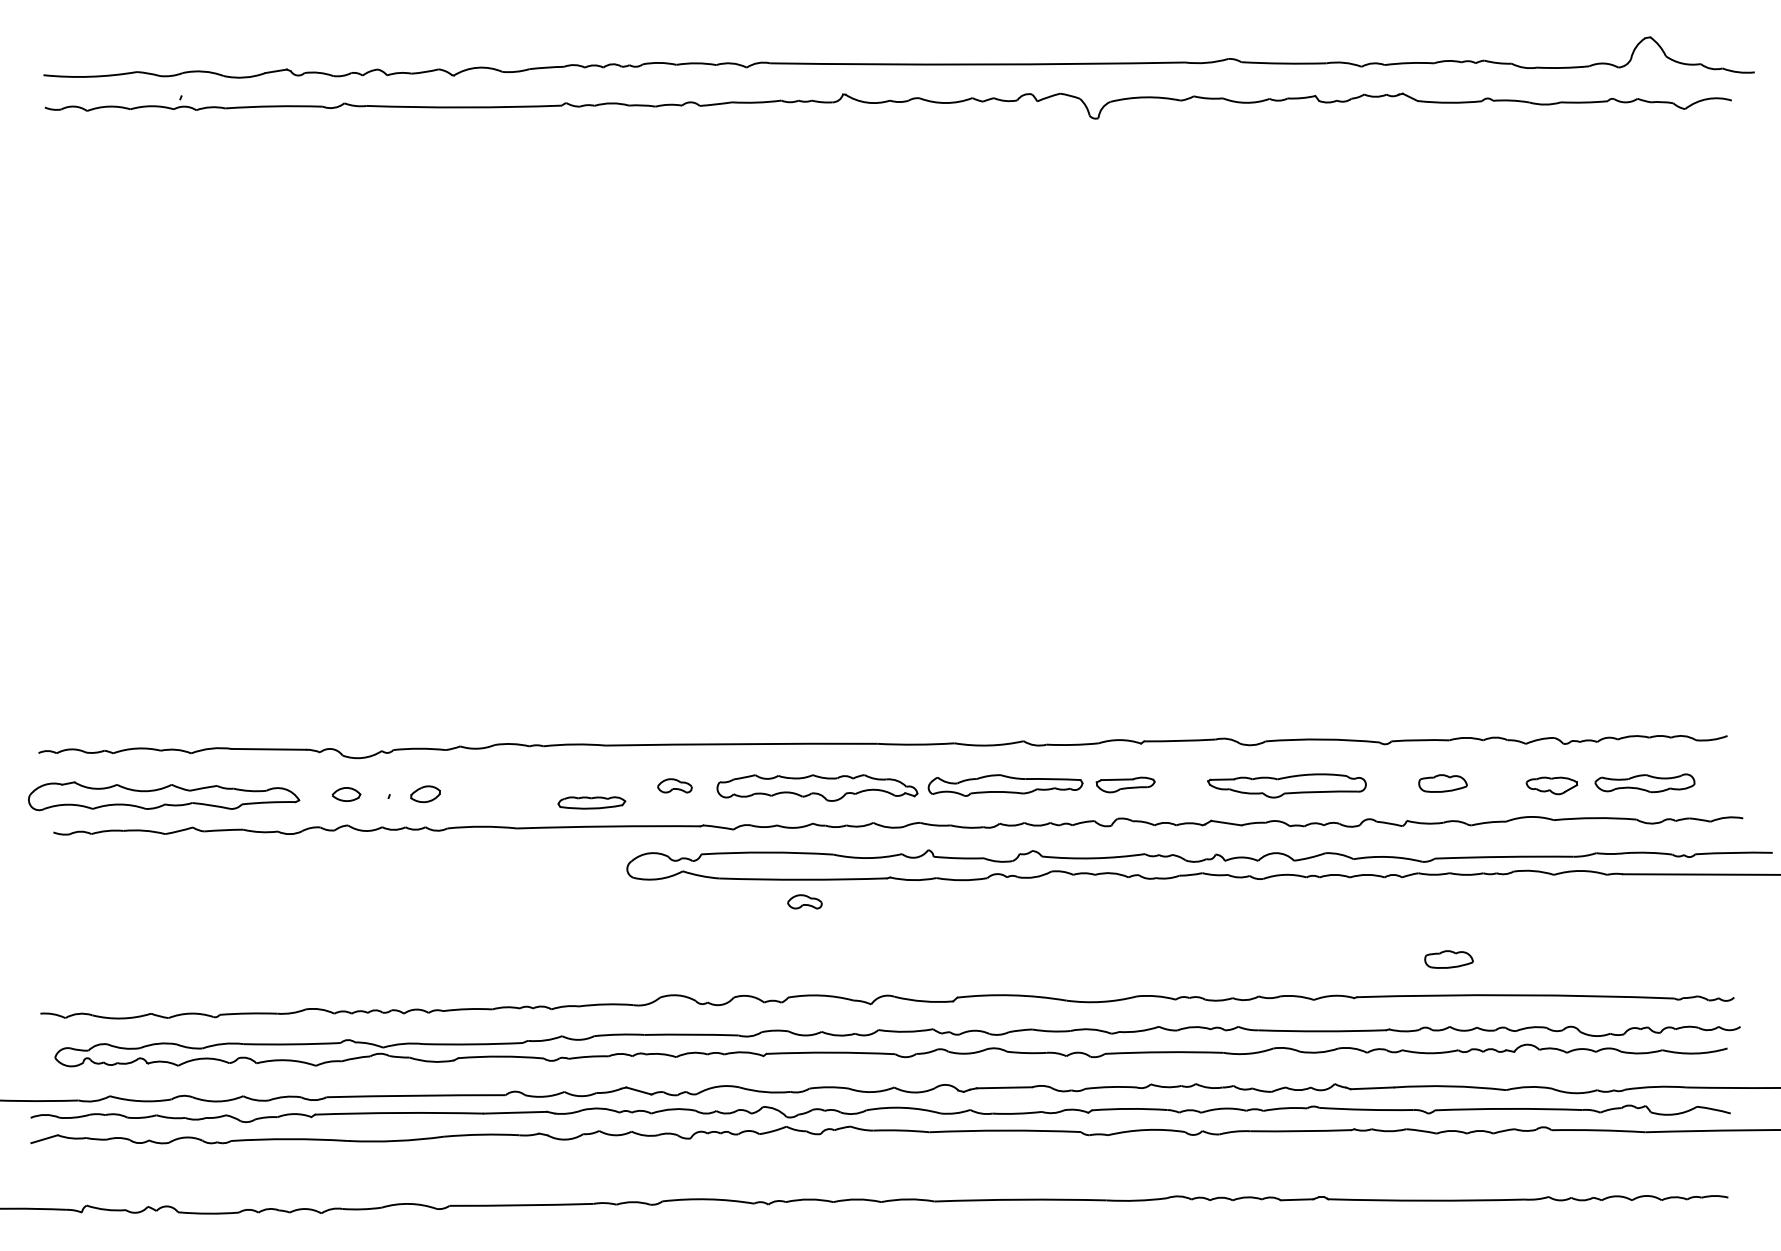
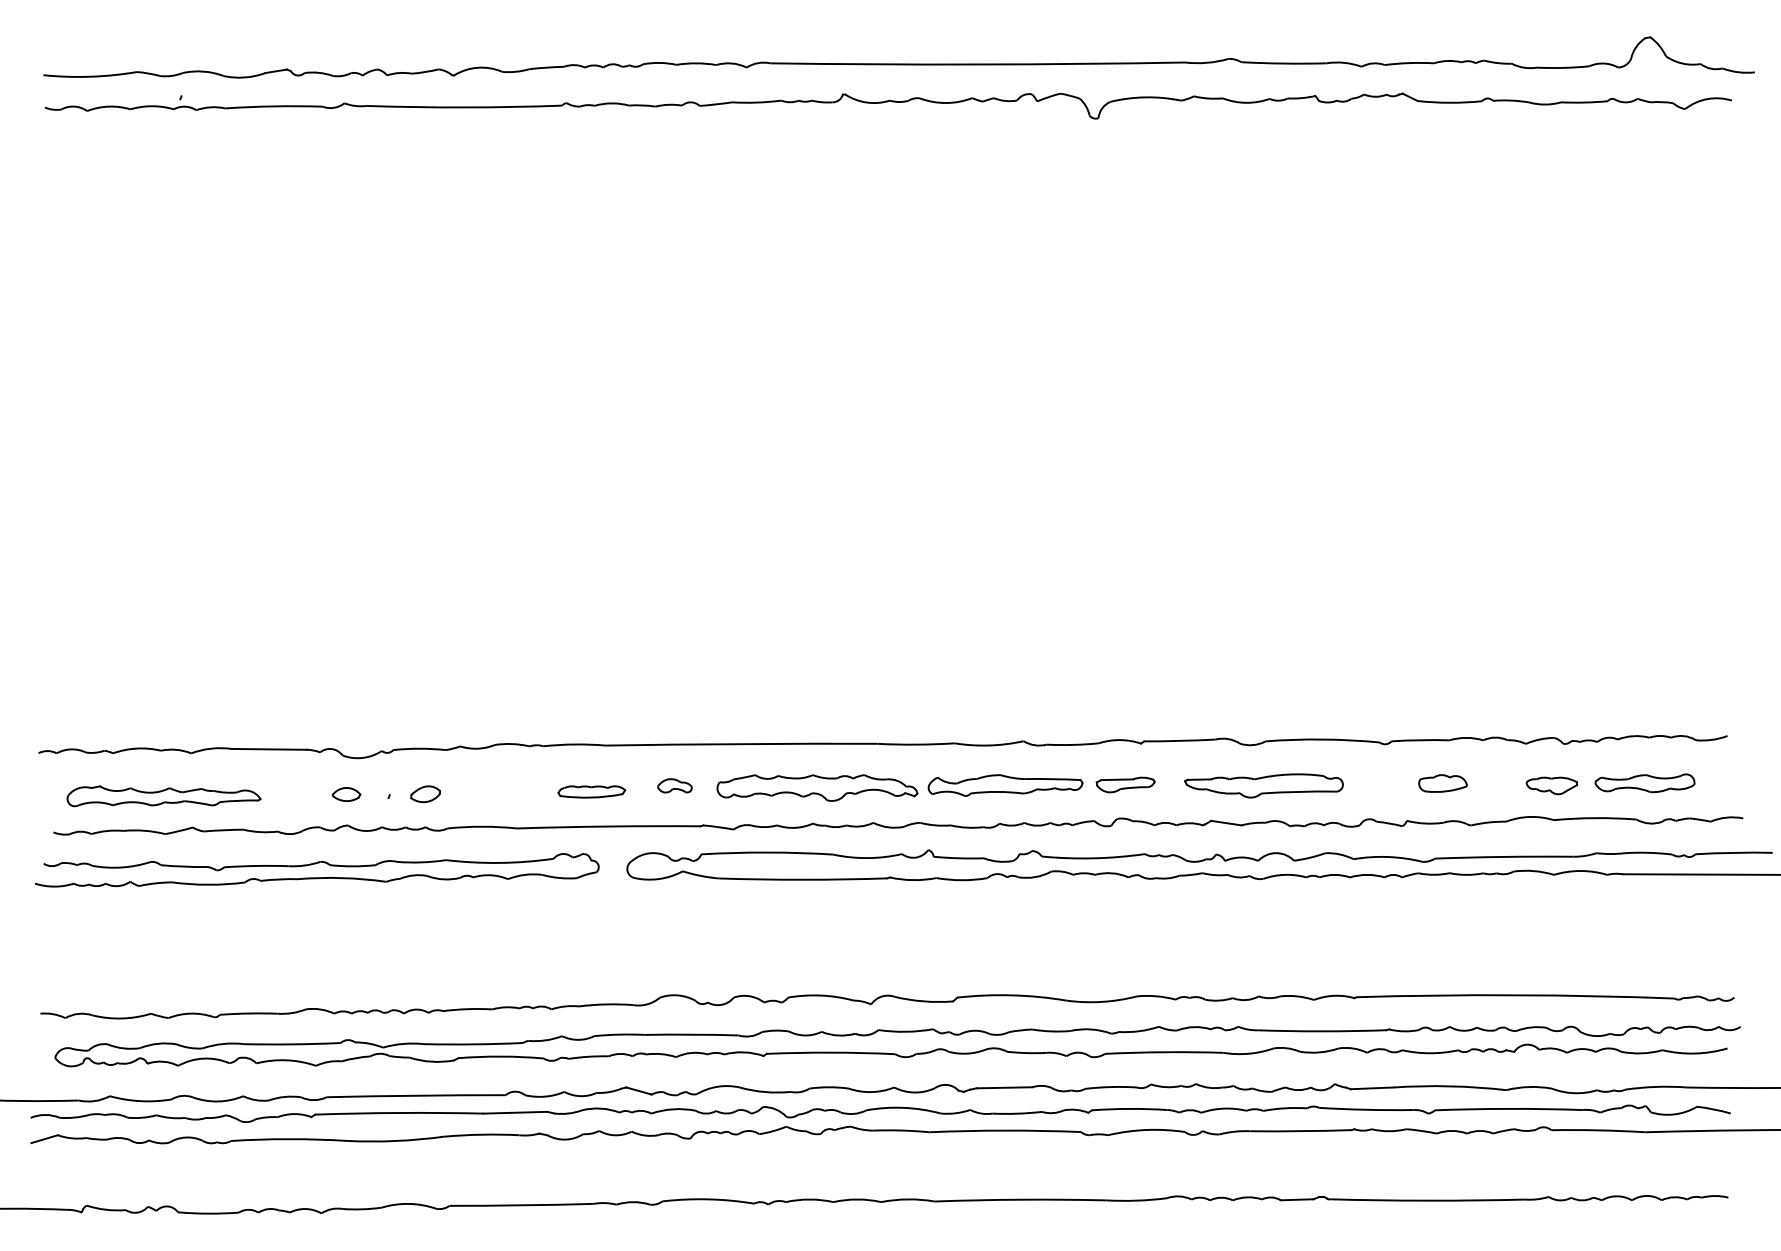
part position: (1286, 785) -> (1263, 785) (1263, 785)
part size: 273x31 px -> 196x23 px (163, 796)
part position: (591, 802) -> (591, 791) (591, 791)
part: none -> present (315, 864)
part: present -> none (804, 901)
part: present -> none (1448, 959)
